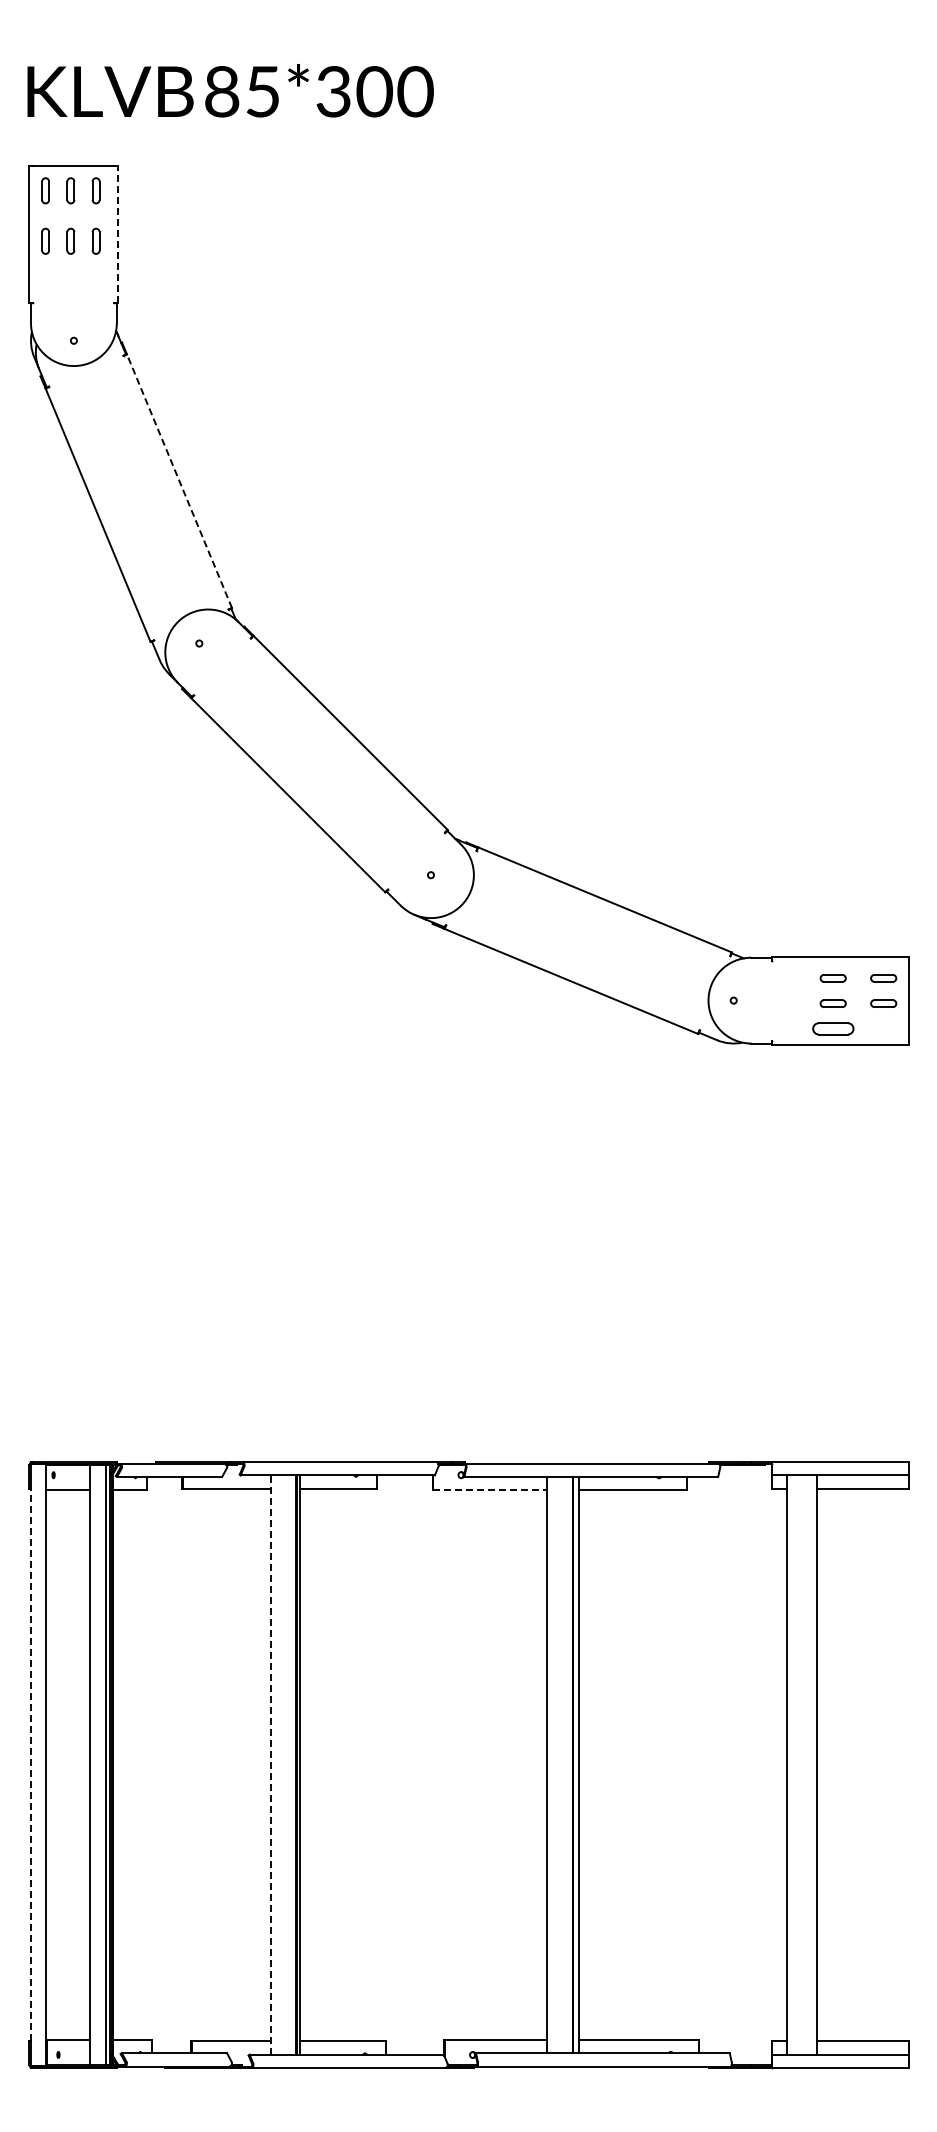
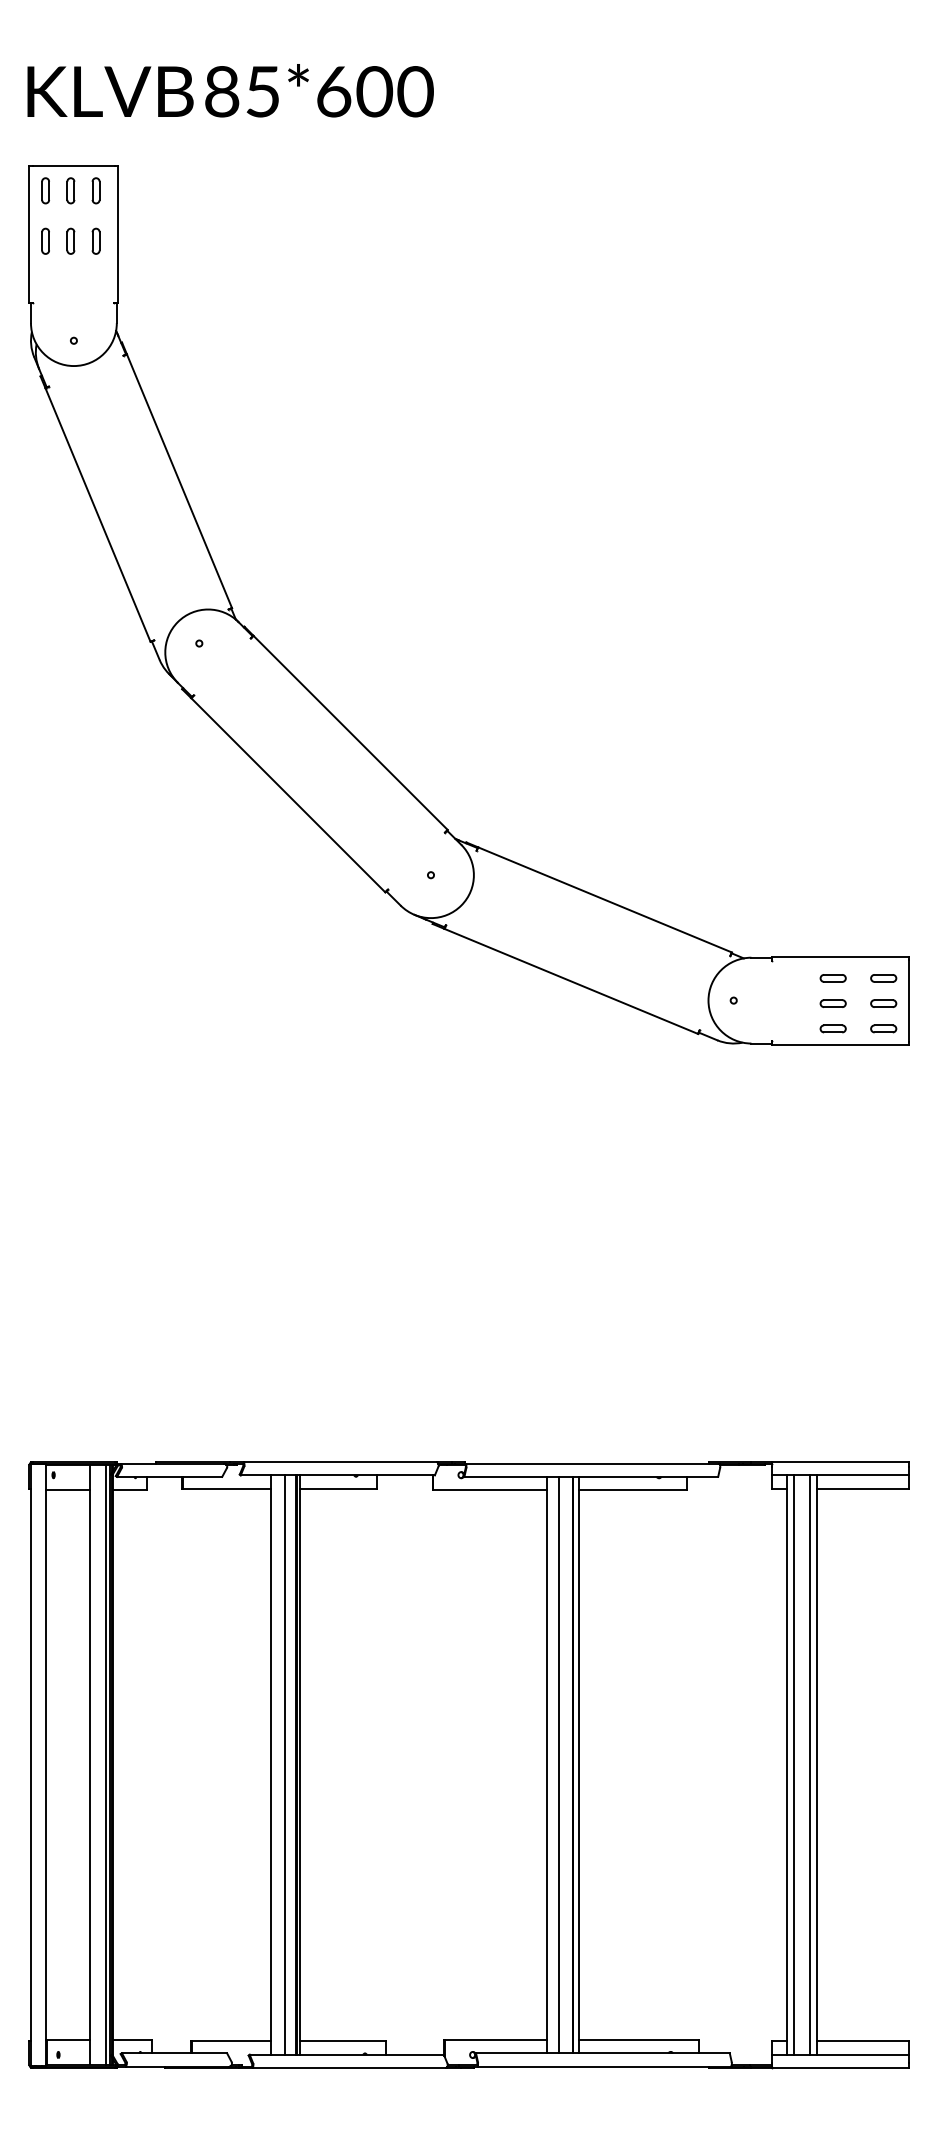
text: 85*300 -> 85*600 (333, 91)
line: dashed -> solid (117, 234)
line: dashed -> solid (179, 480)
part size: 43x14 px -> 28x10 px (832, 1028)
part: none -> present (883, 1028)
line: dashed -> solid (490, 1490)
line: dashed -> solid (30, 1764)
line: none -> present (285, 1764)
line: none -> present (558, 1764)
line: none -> present (793, 1764)
line: none -> present (809, 1764)
line: dashed -> solid (271, 1765)
